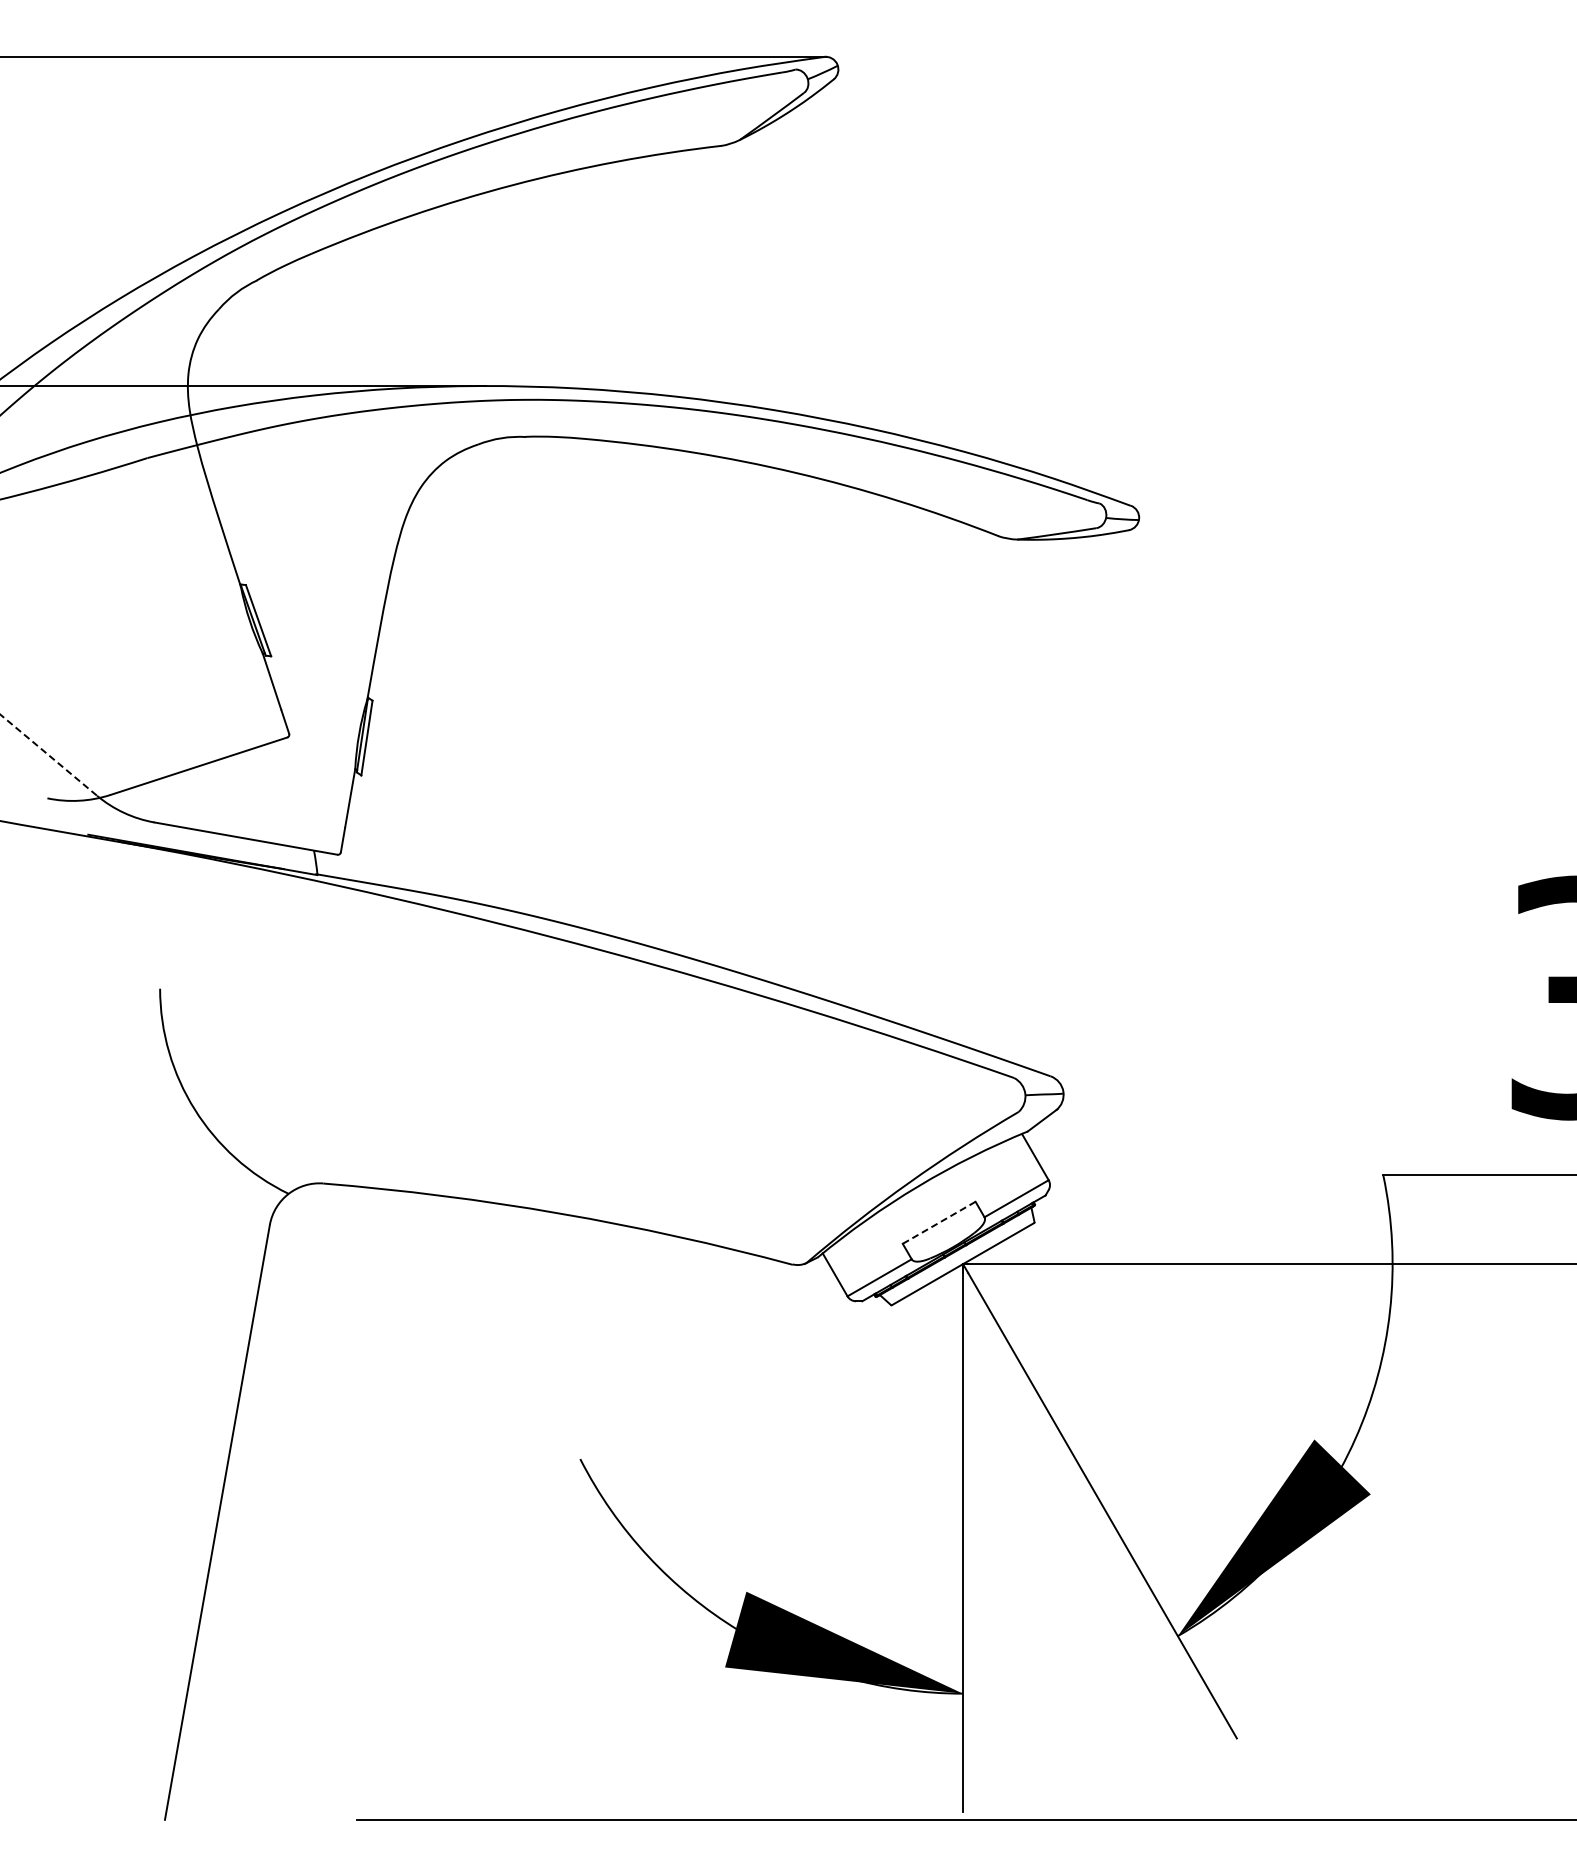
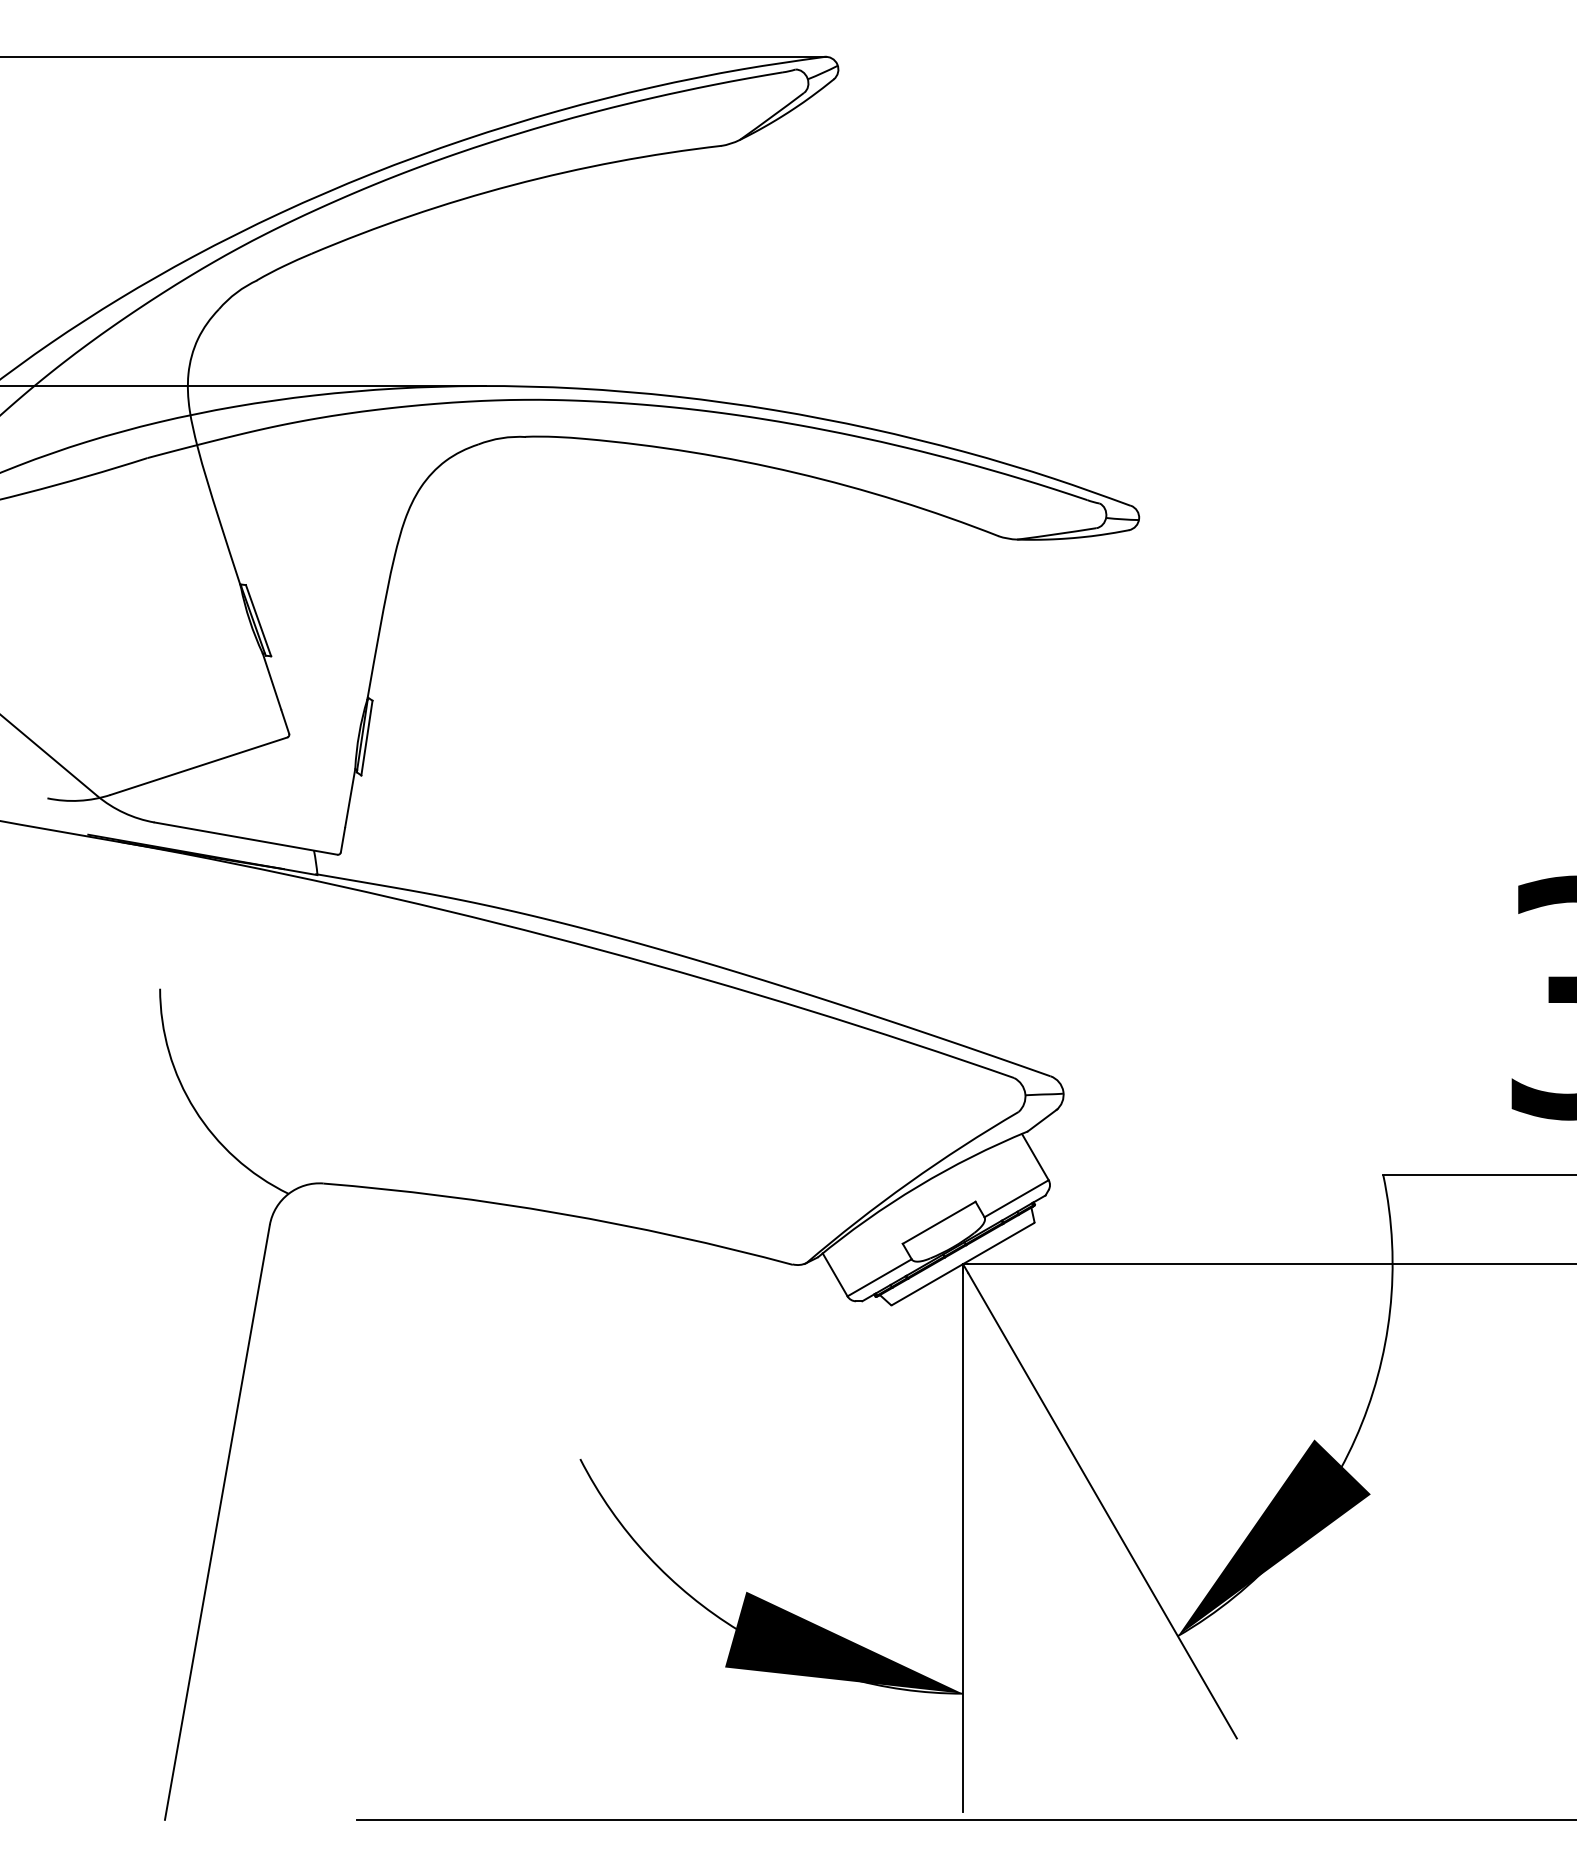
line: dashed -> solid (48, 755)
line: dashed -> solid (938, 1223)
